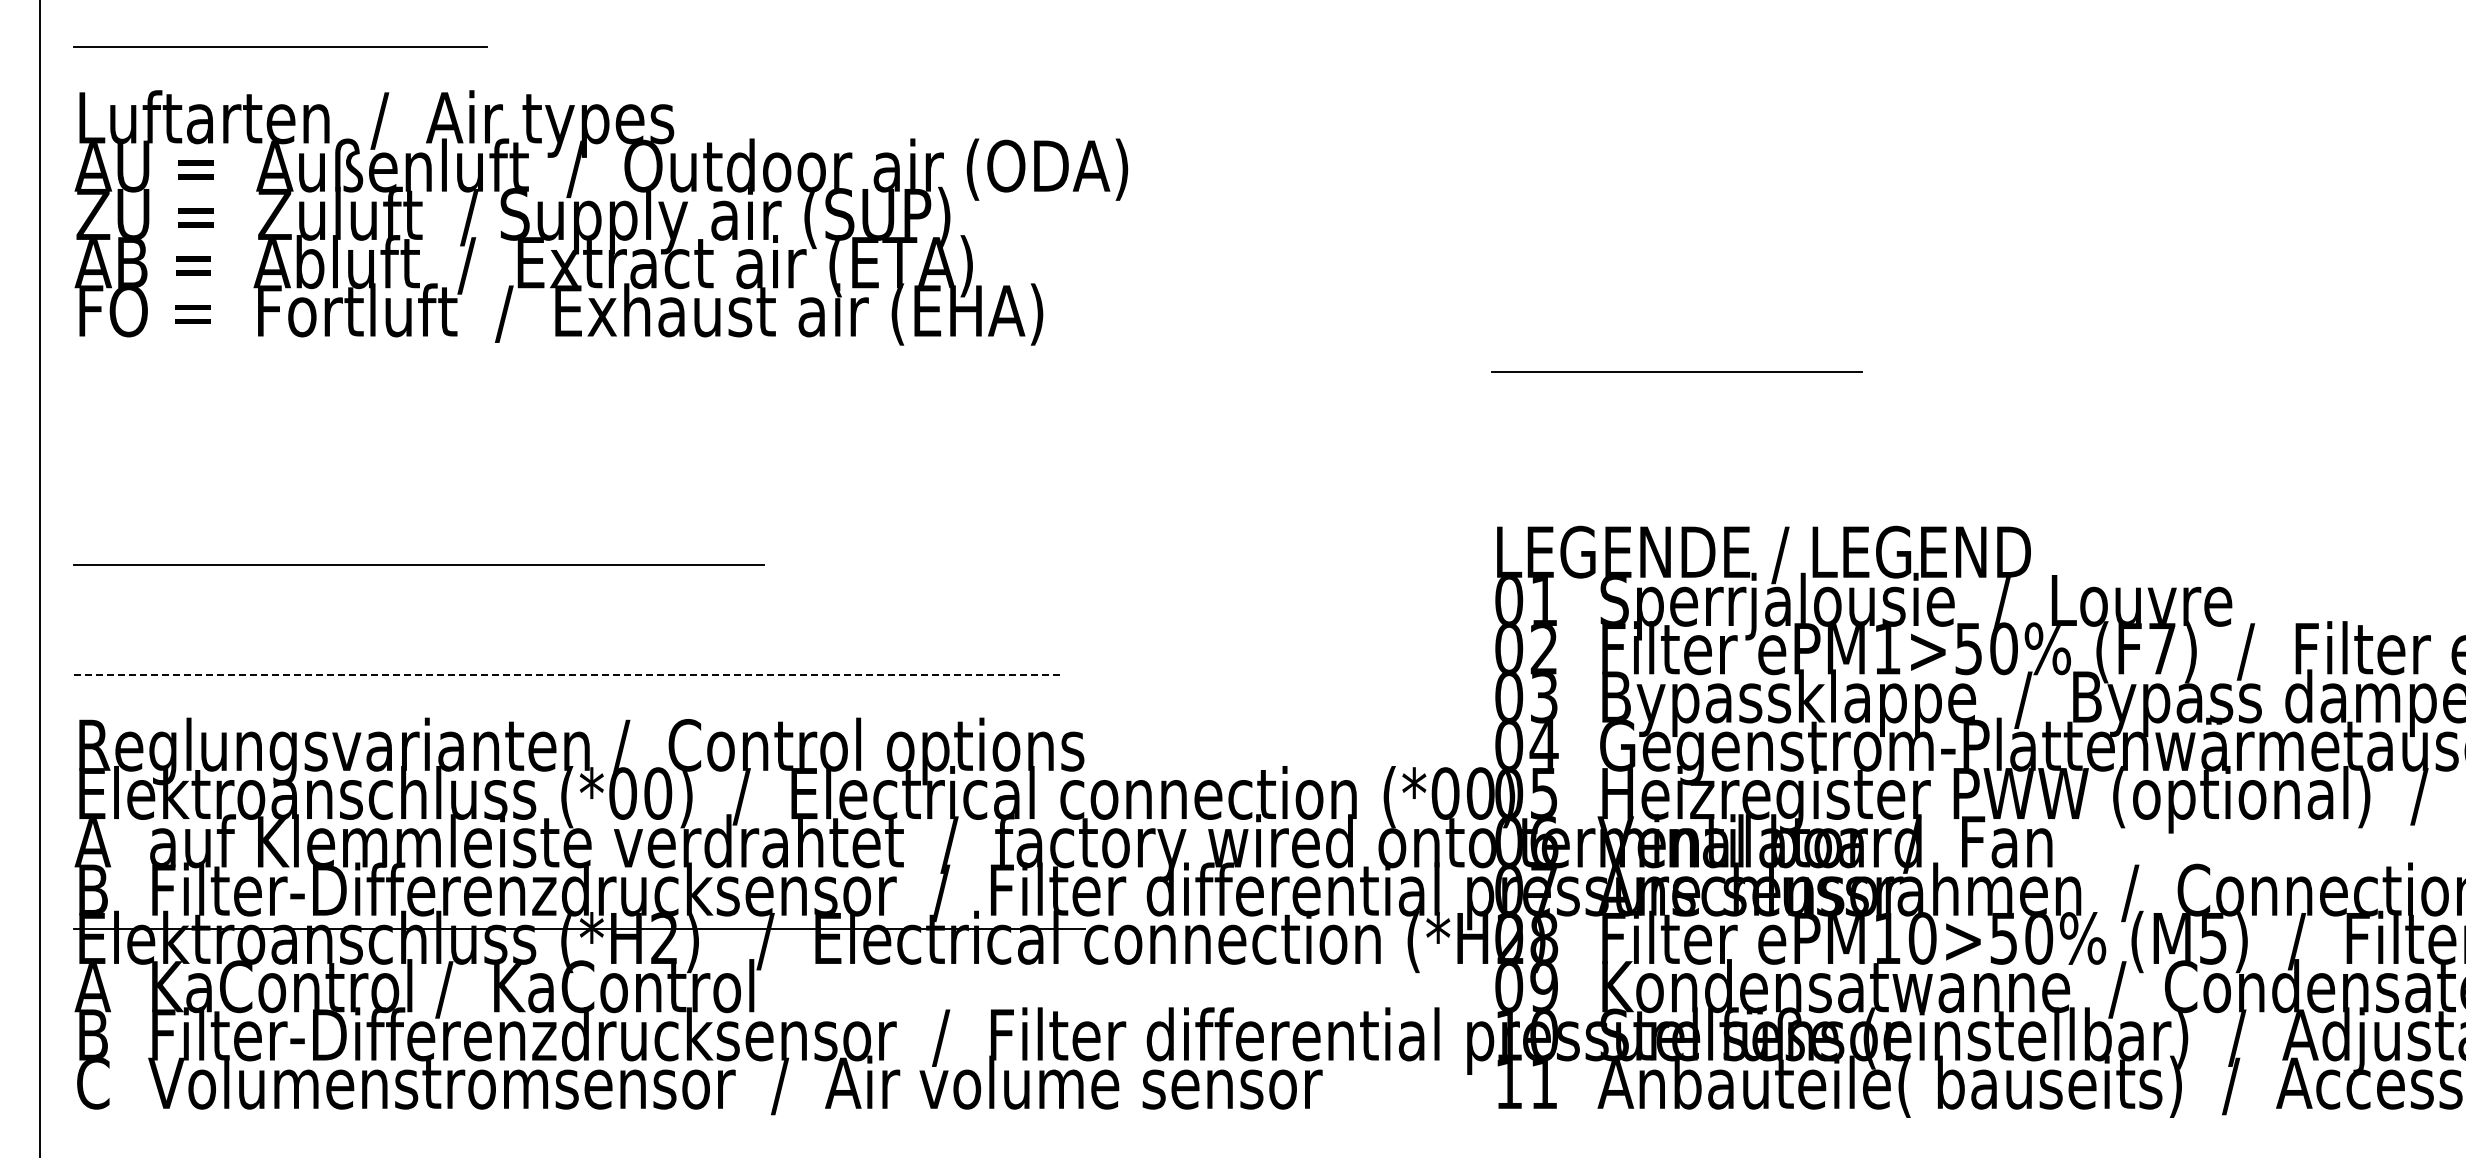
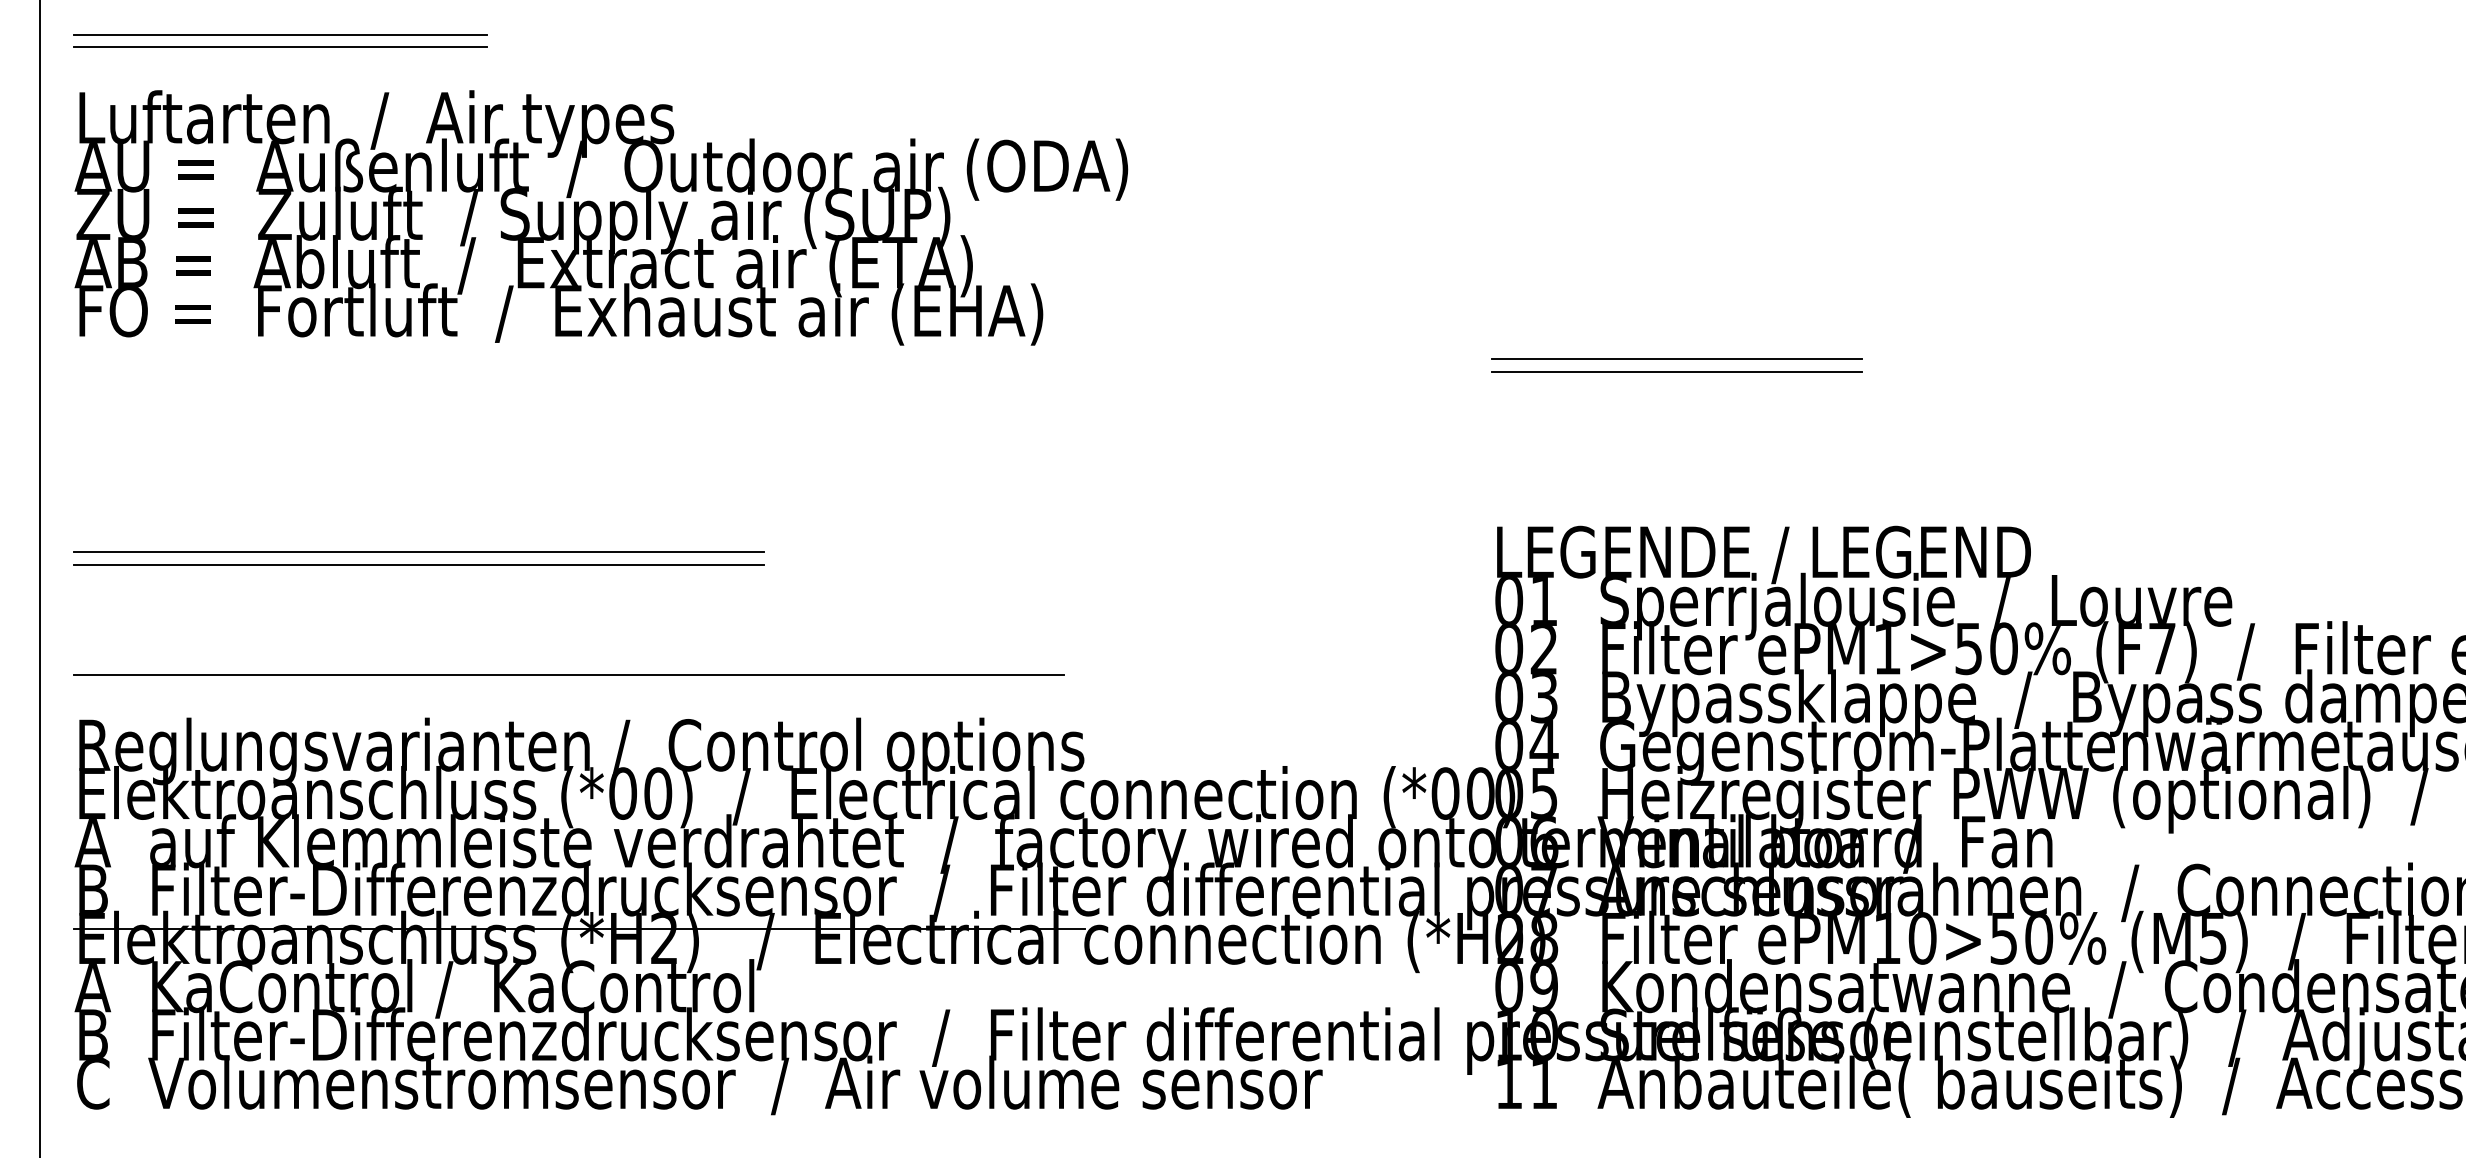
line: none -> present (280, 34)
line: none -> present (1676, 359)
line: none -> present (418, 552)
line: dashed -> solid (568, 674)
